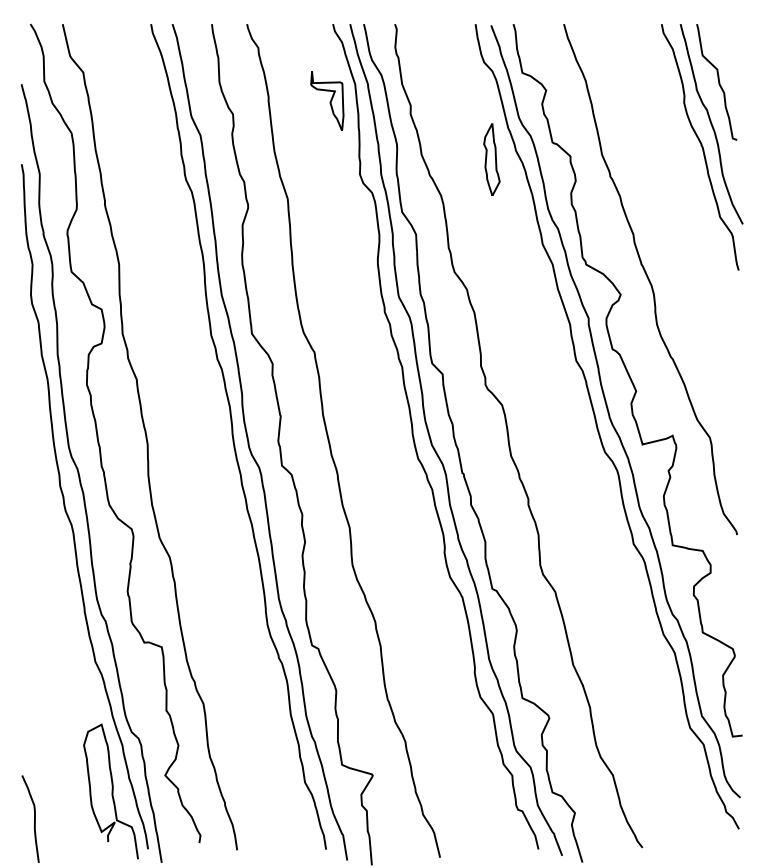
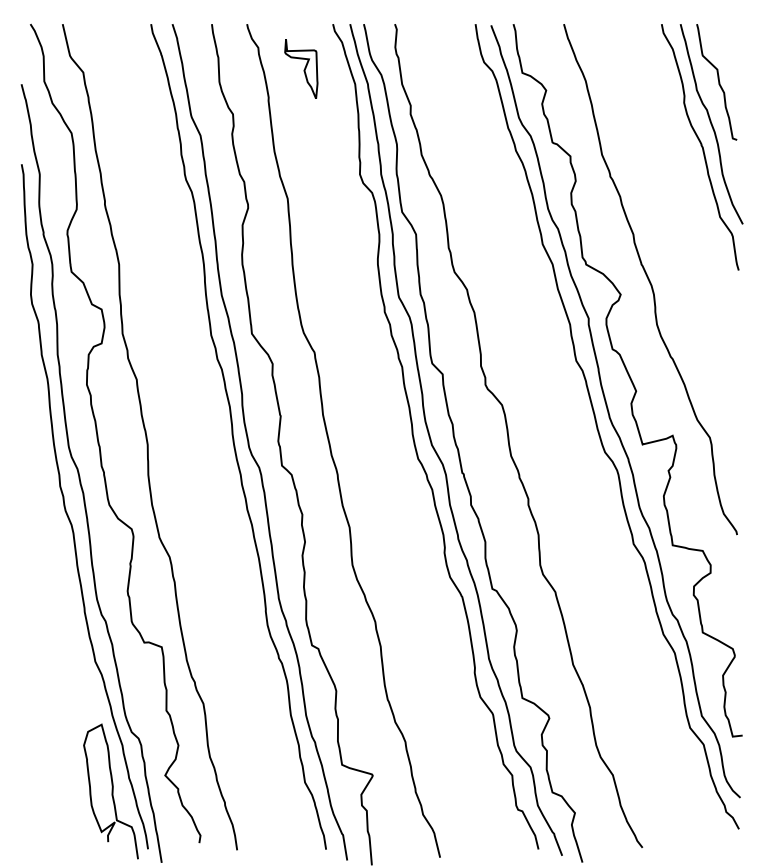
part position: (327, 100) -> (301, 68) (301, 68)
part: present -> none (491, 159)
curve: present -> none (34, 818)
